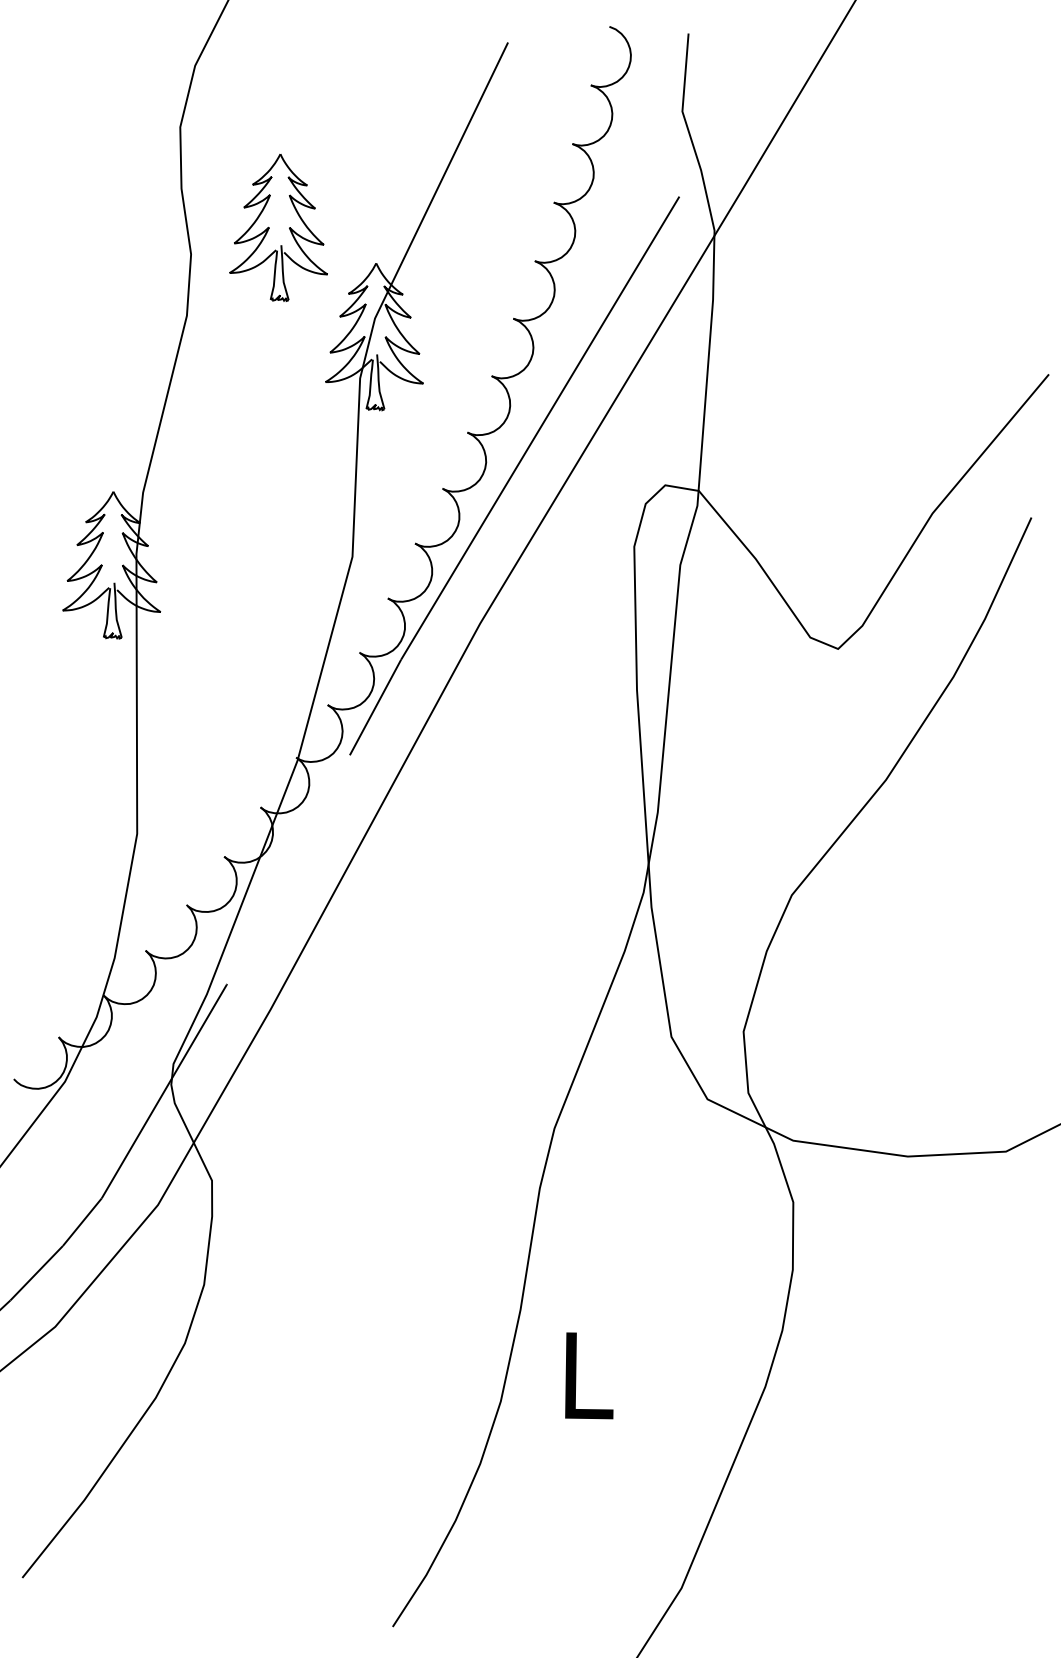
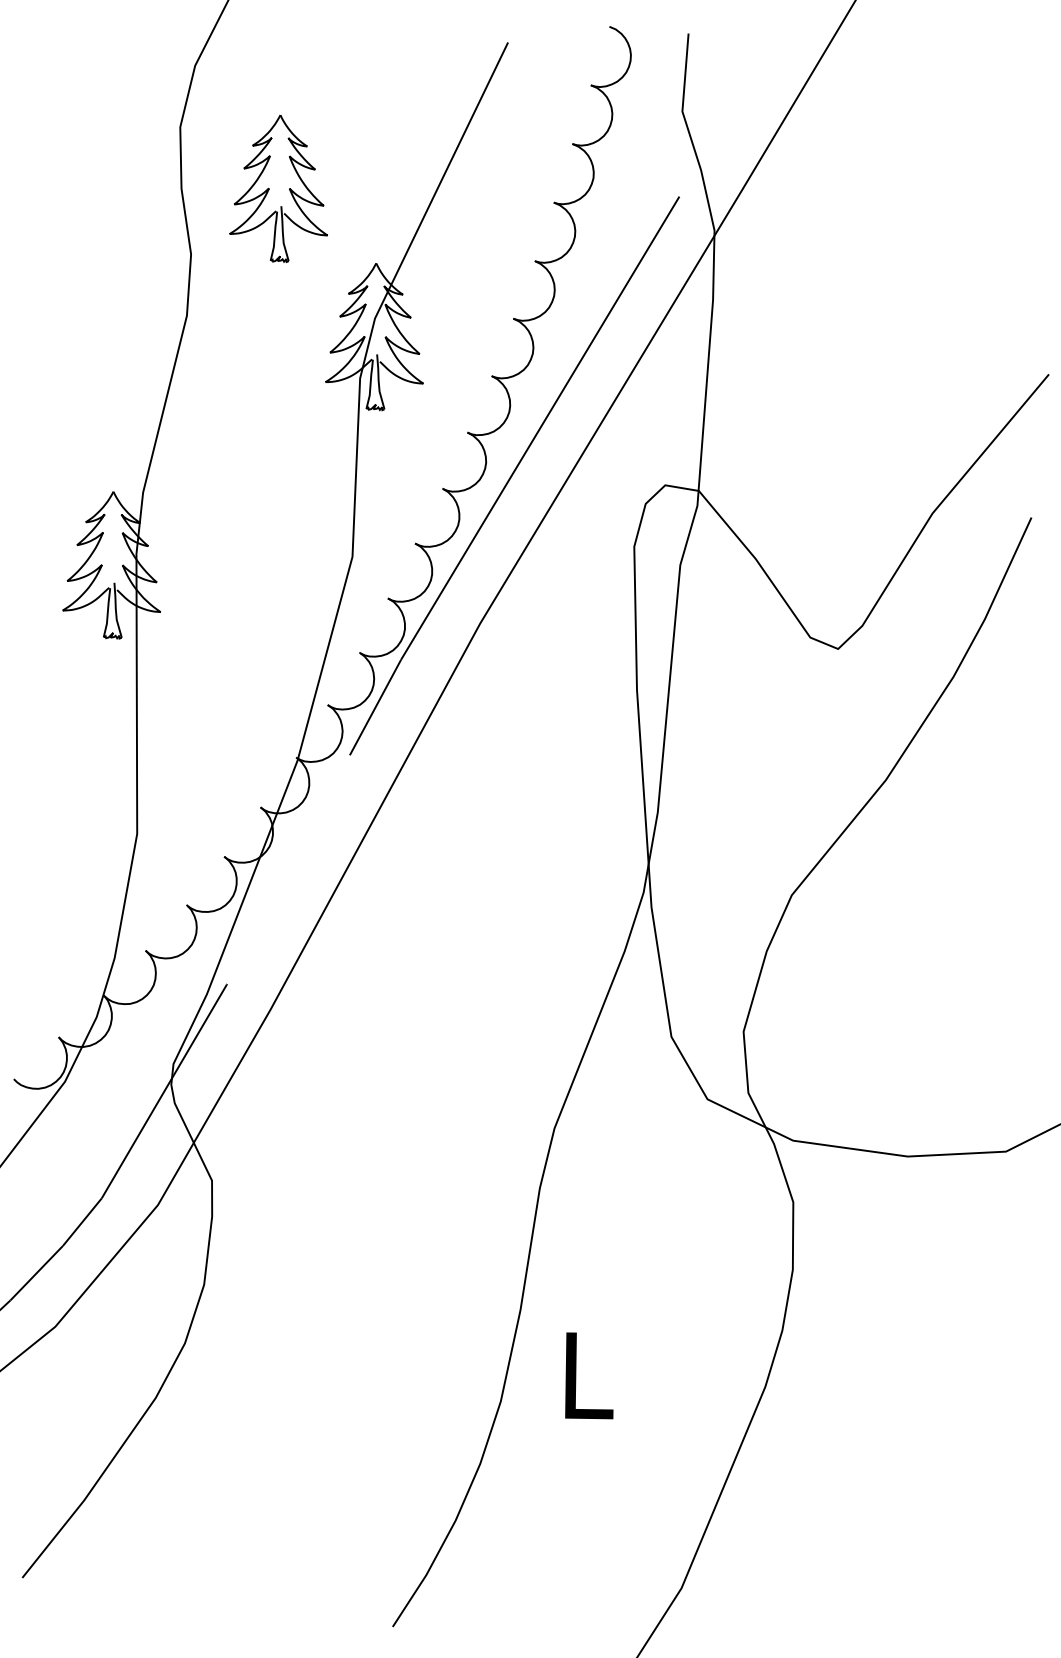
part position: (278, 227) -> (278, 188) (278, 188)
